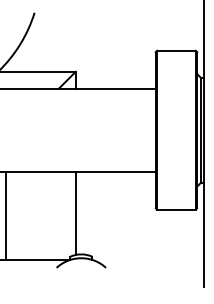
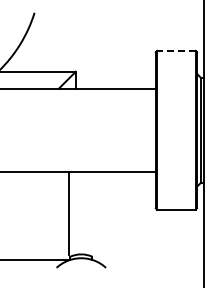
line: solid -> dashed (175, 50)
line position: (75, 213) -> (68, 213) (68, 213)
line: present -> none (6, 215)
